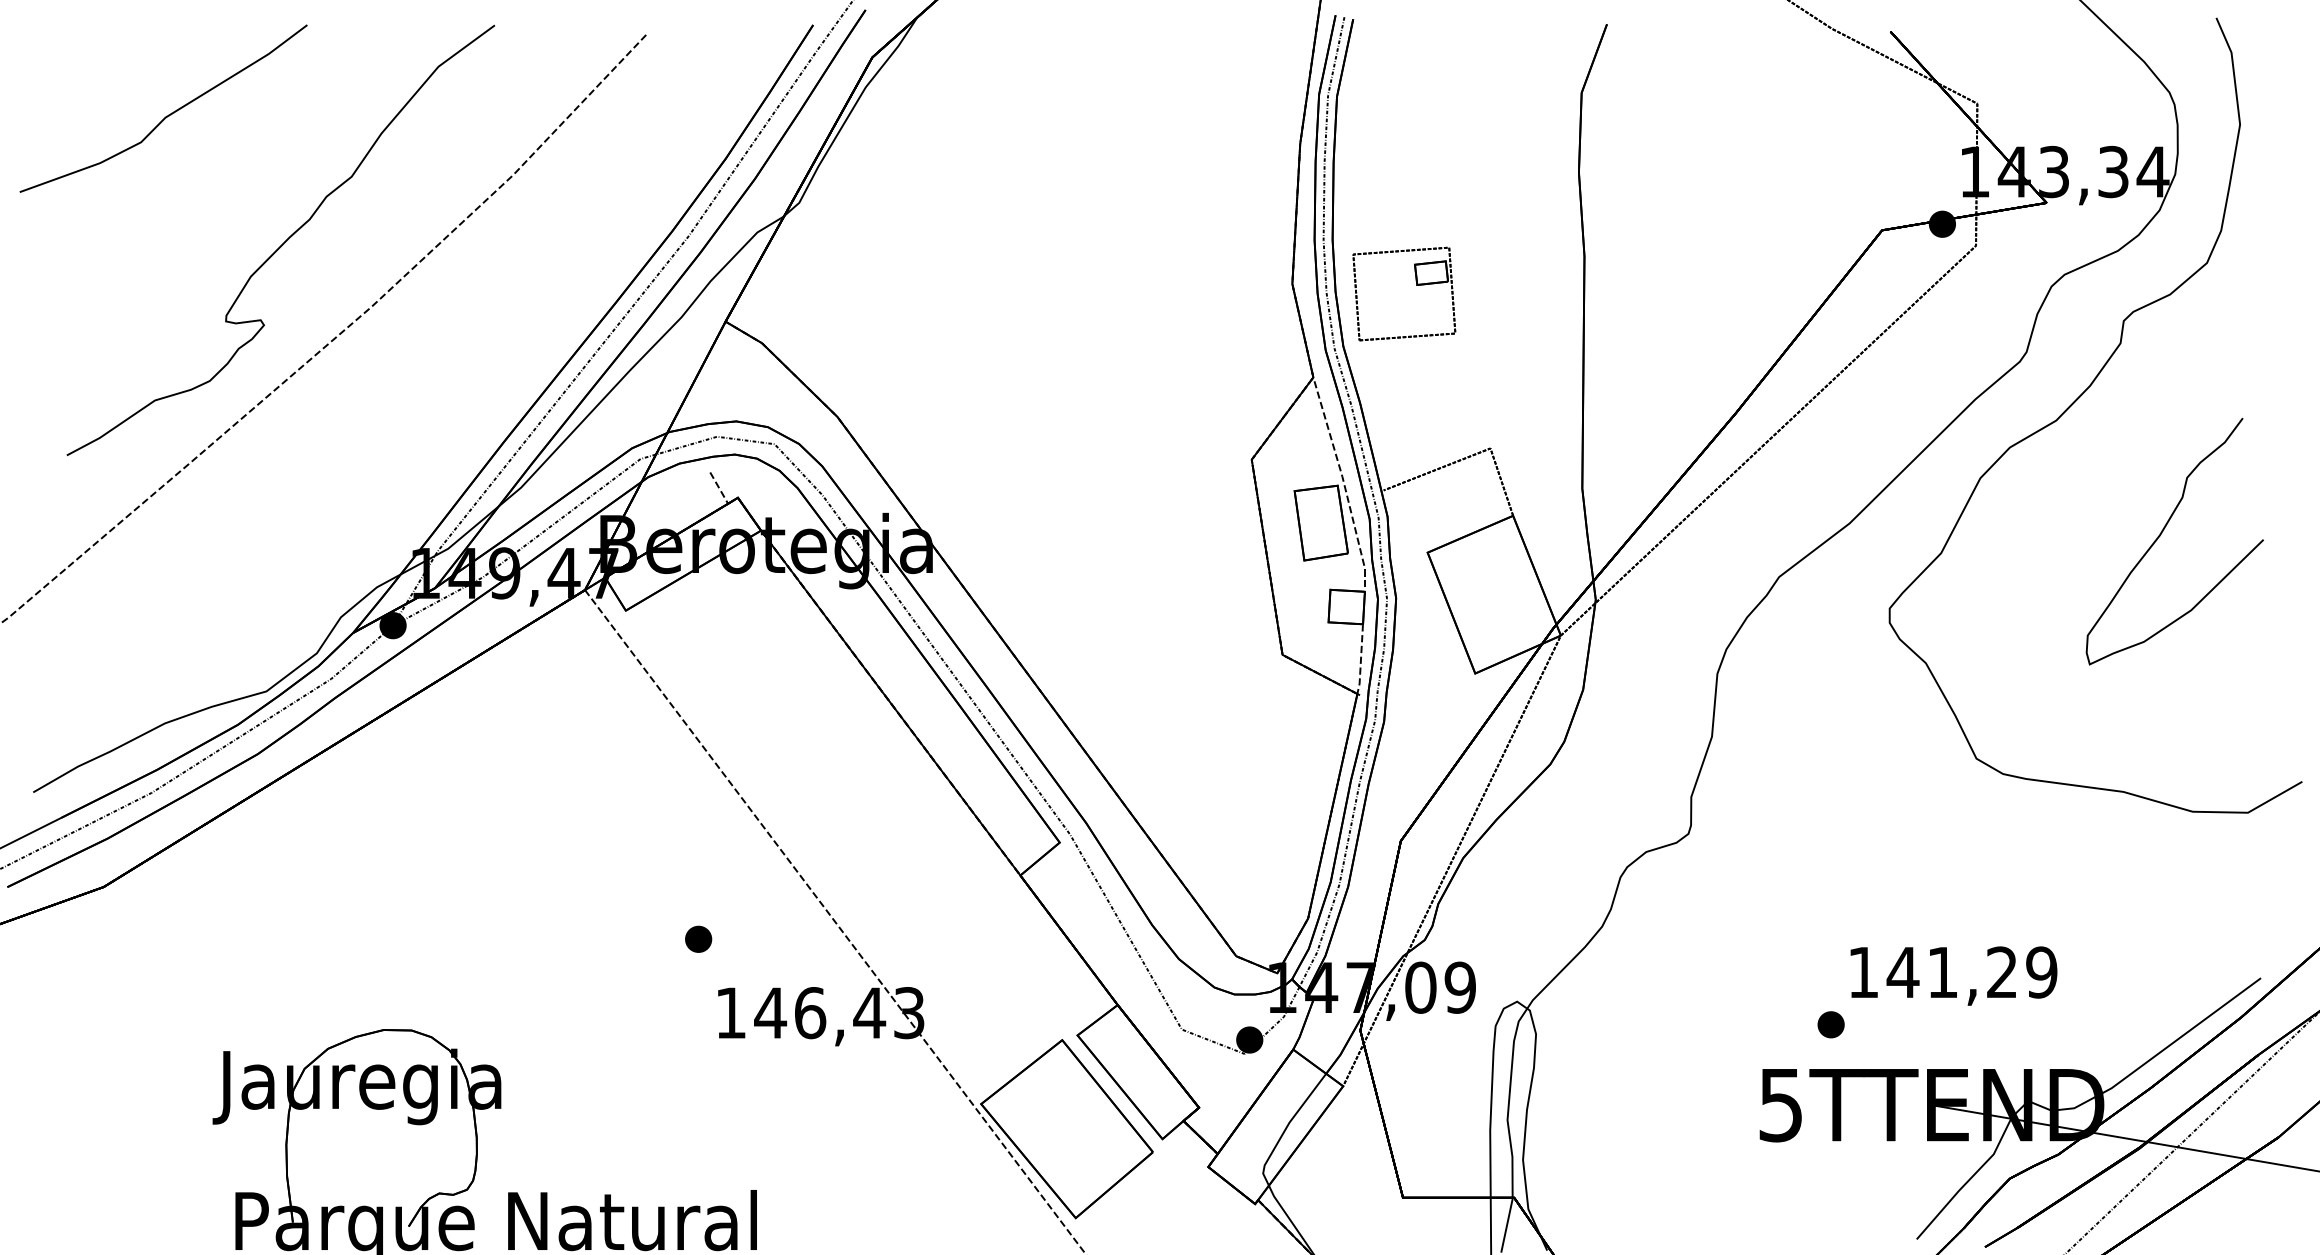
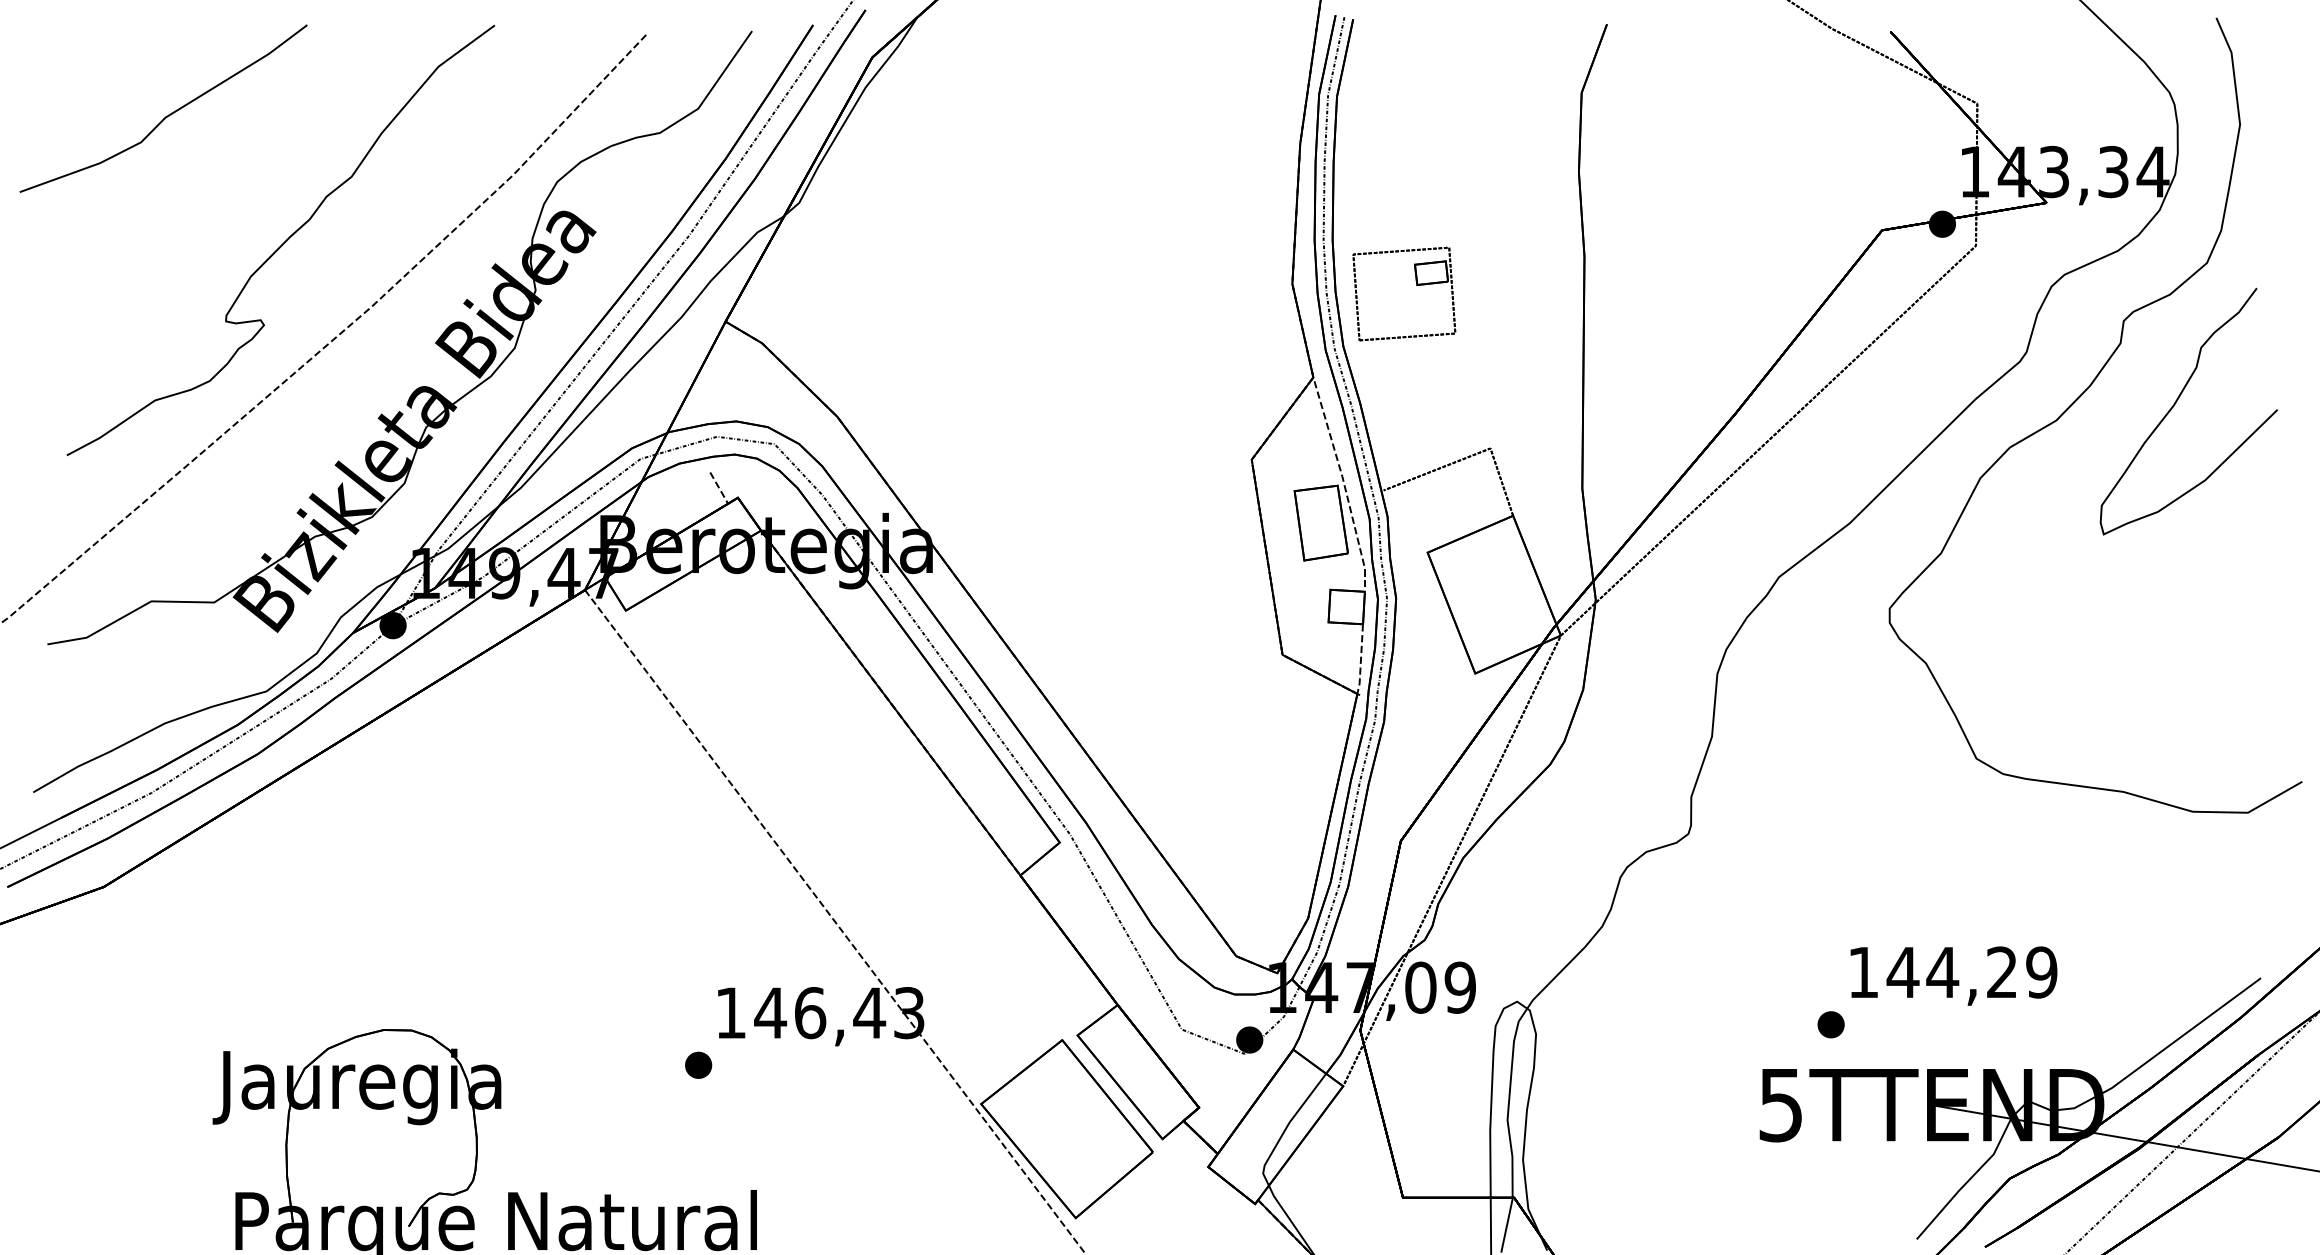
part: none -> present (435, 342)
curve position: (2162, 533) -> (2176, 403) (2176, 403)
part position: (698, 938) -> (698, 1064) (698, 1064)
text: 141,29 -> 144,29 (1942, 972)
